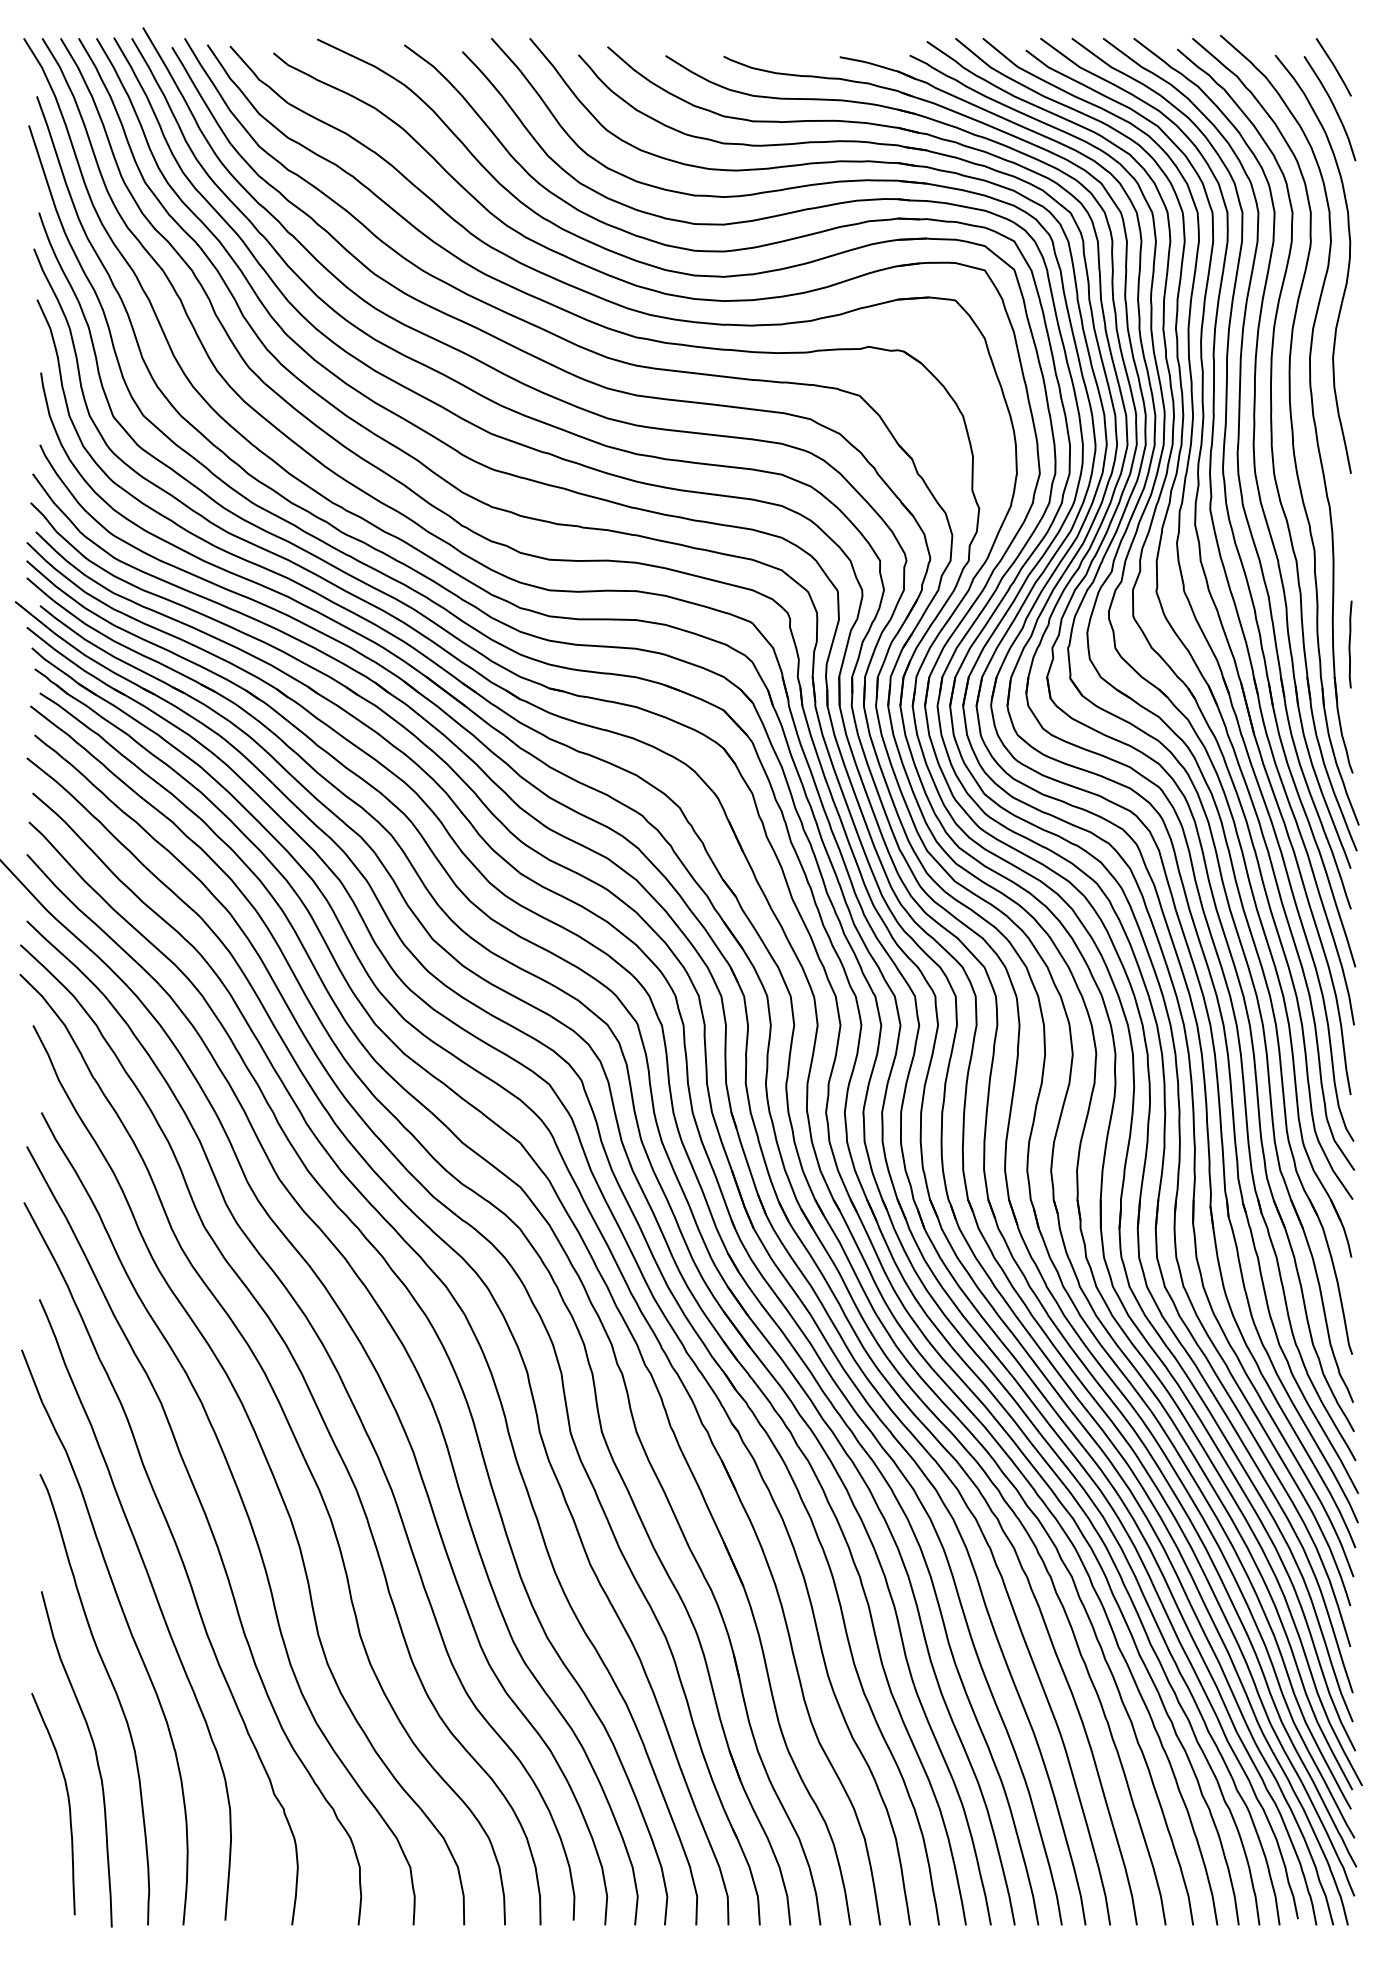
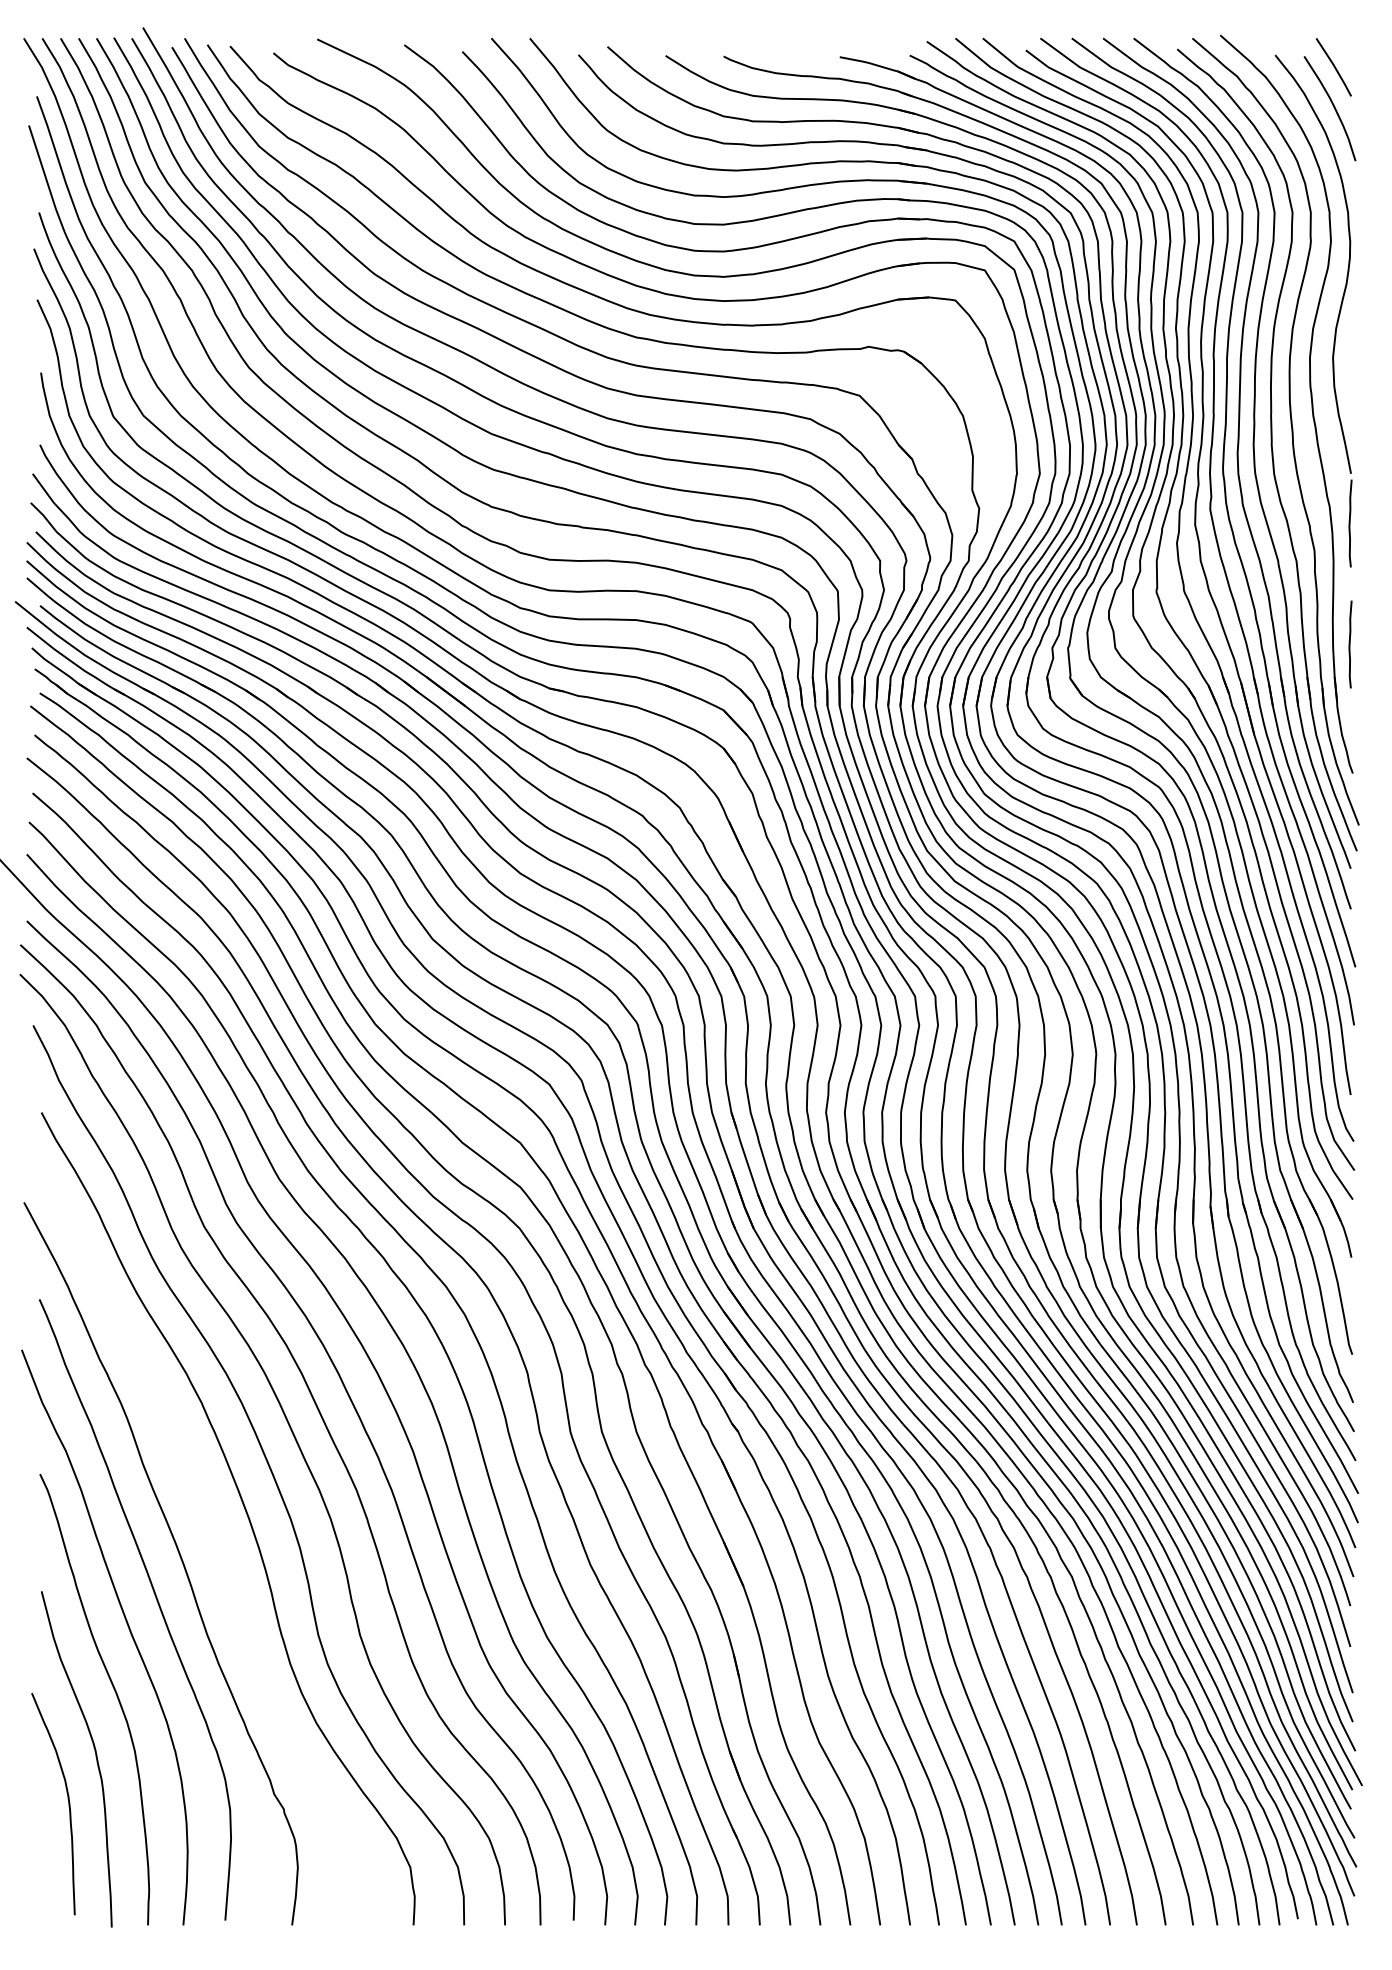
curve: none -> present (1350, 523)
curve: present -> none (210, 1531)
